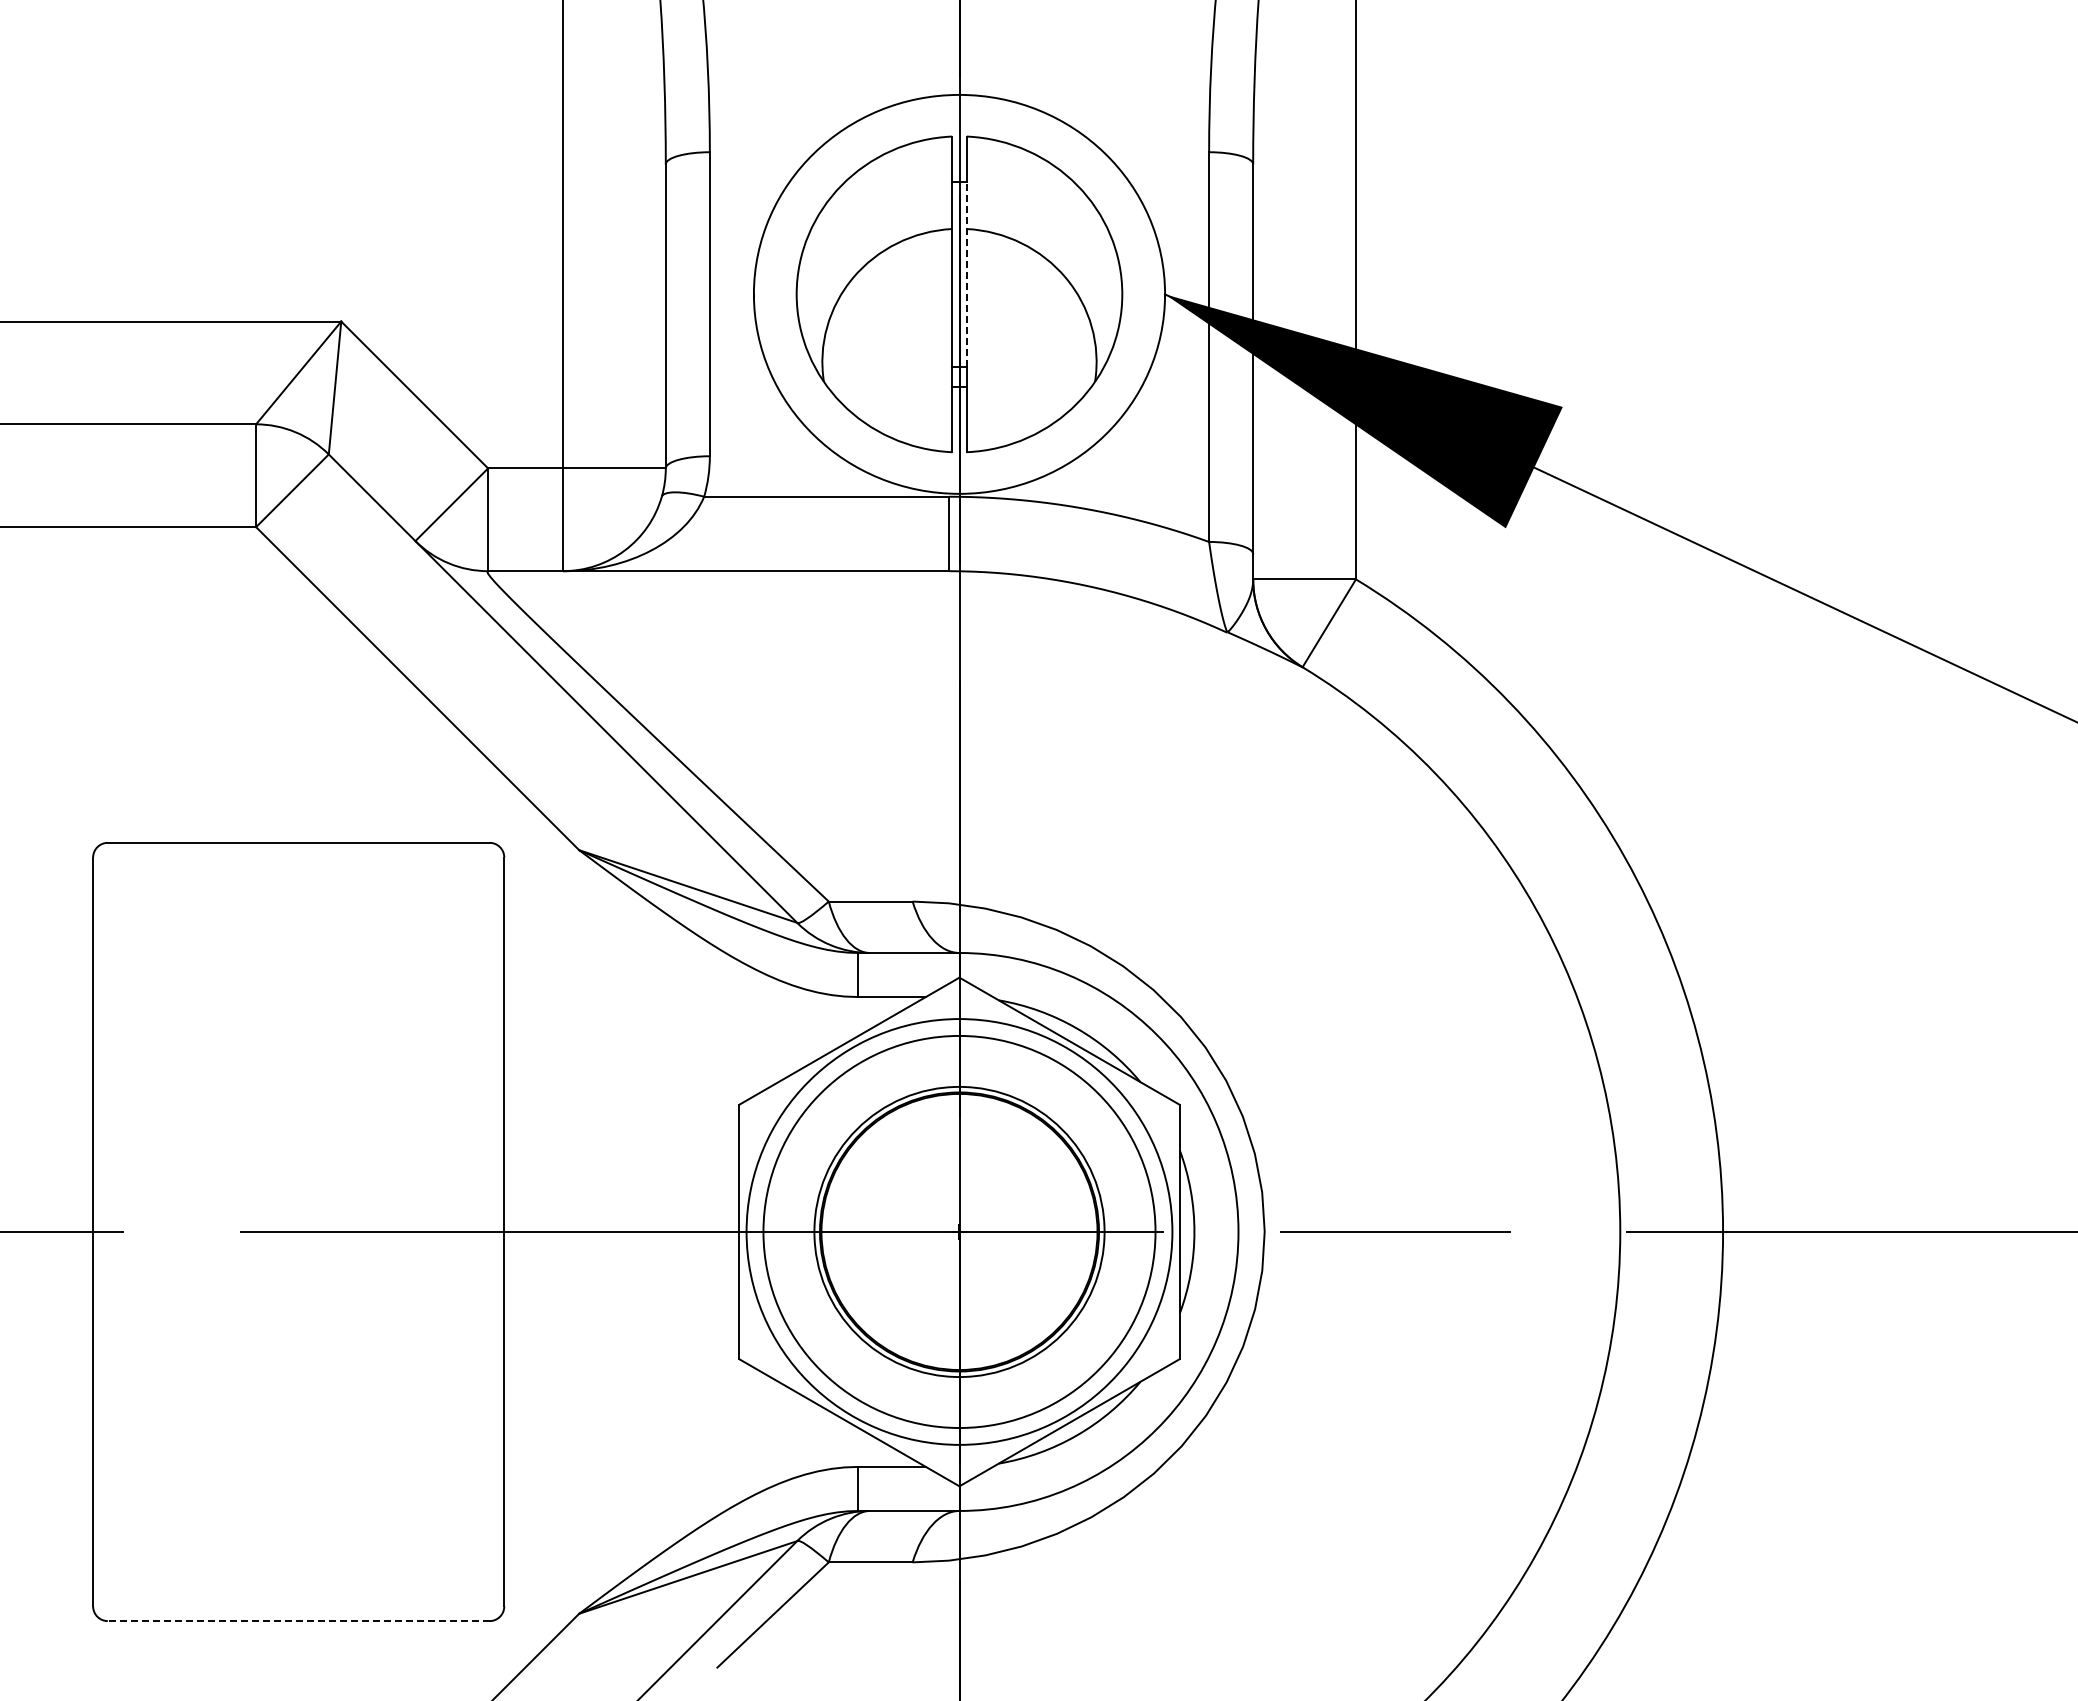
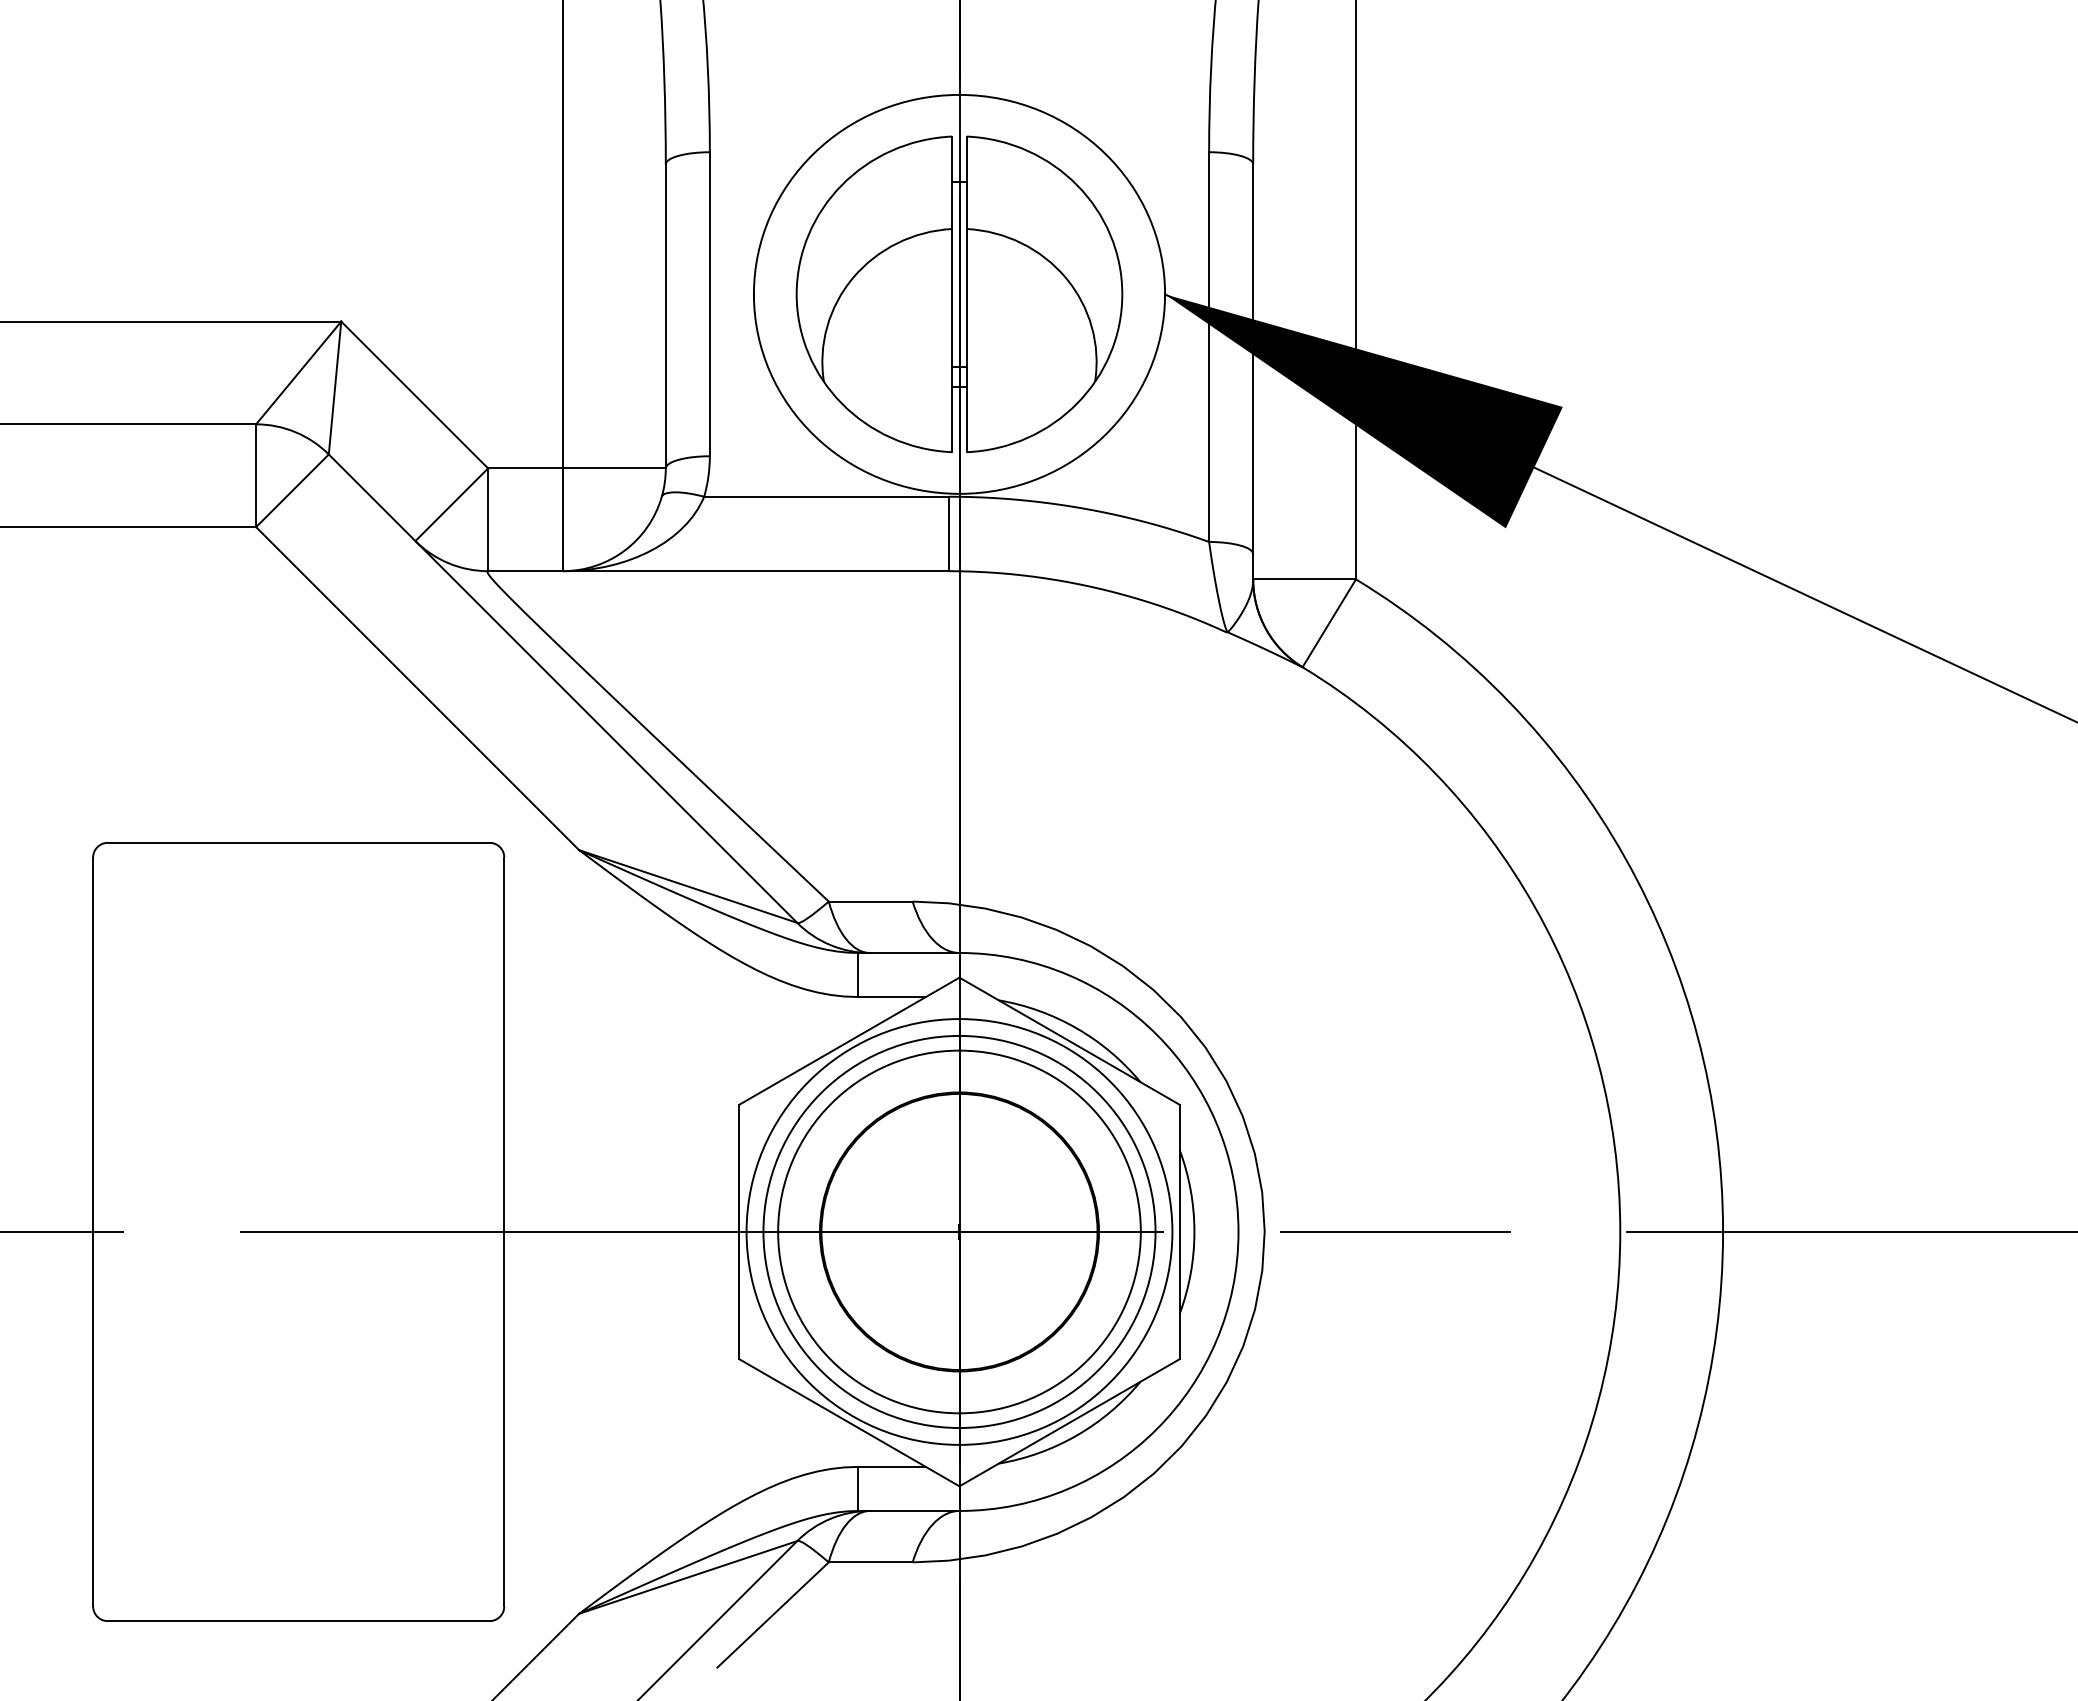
line: dashed -> solid (966, 274)
circle diameter: 290 px -> 363 px (959, 1231)
line: dashed -> solid (298, 1621)
